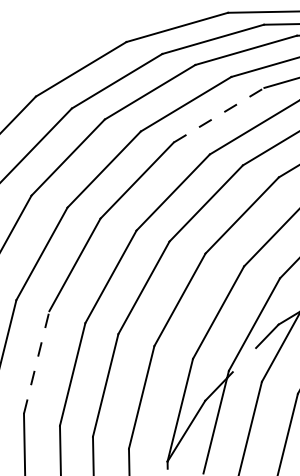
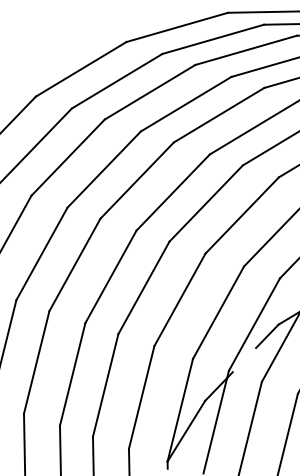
line: dashed -> solid (219, 115)
line: dashed -> solid (36, 362)
